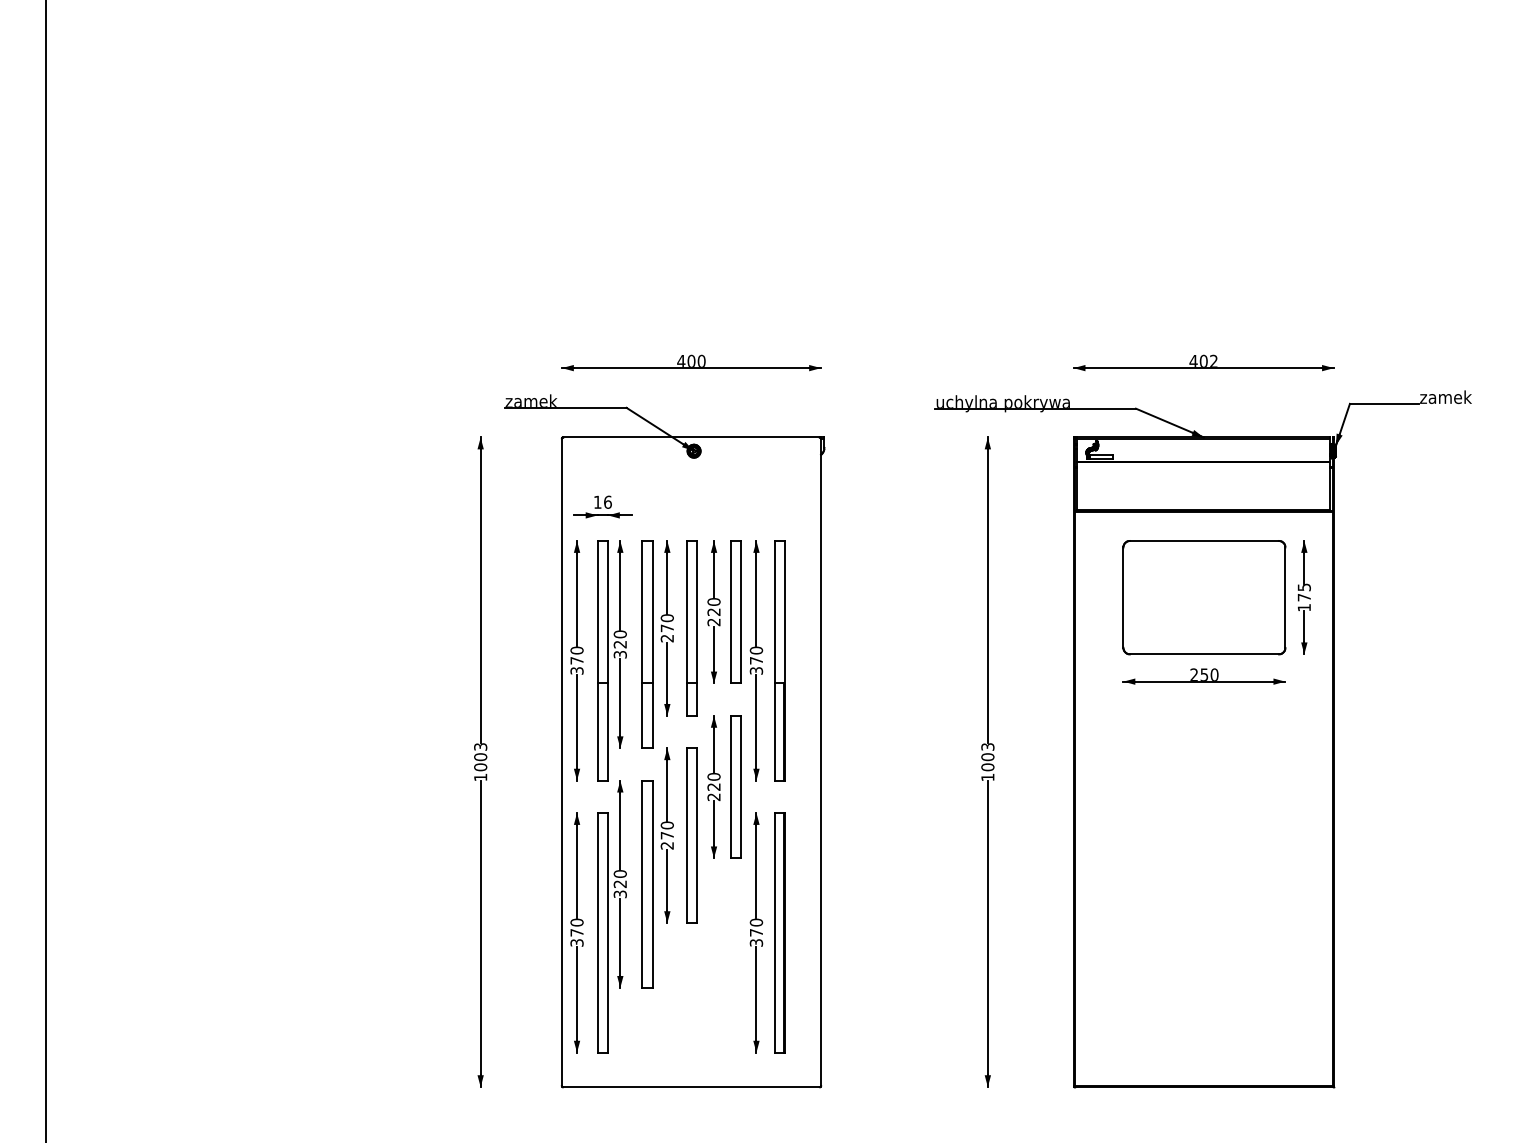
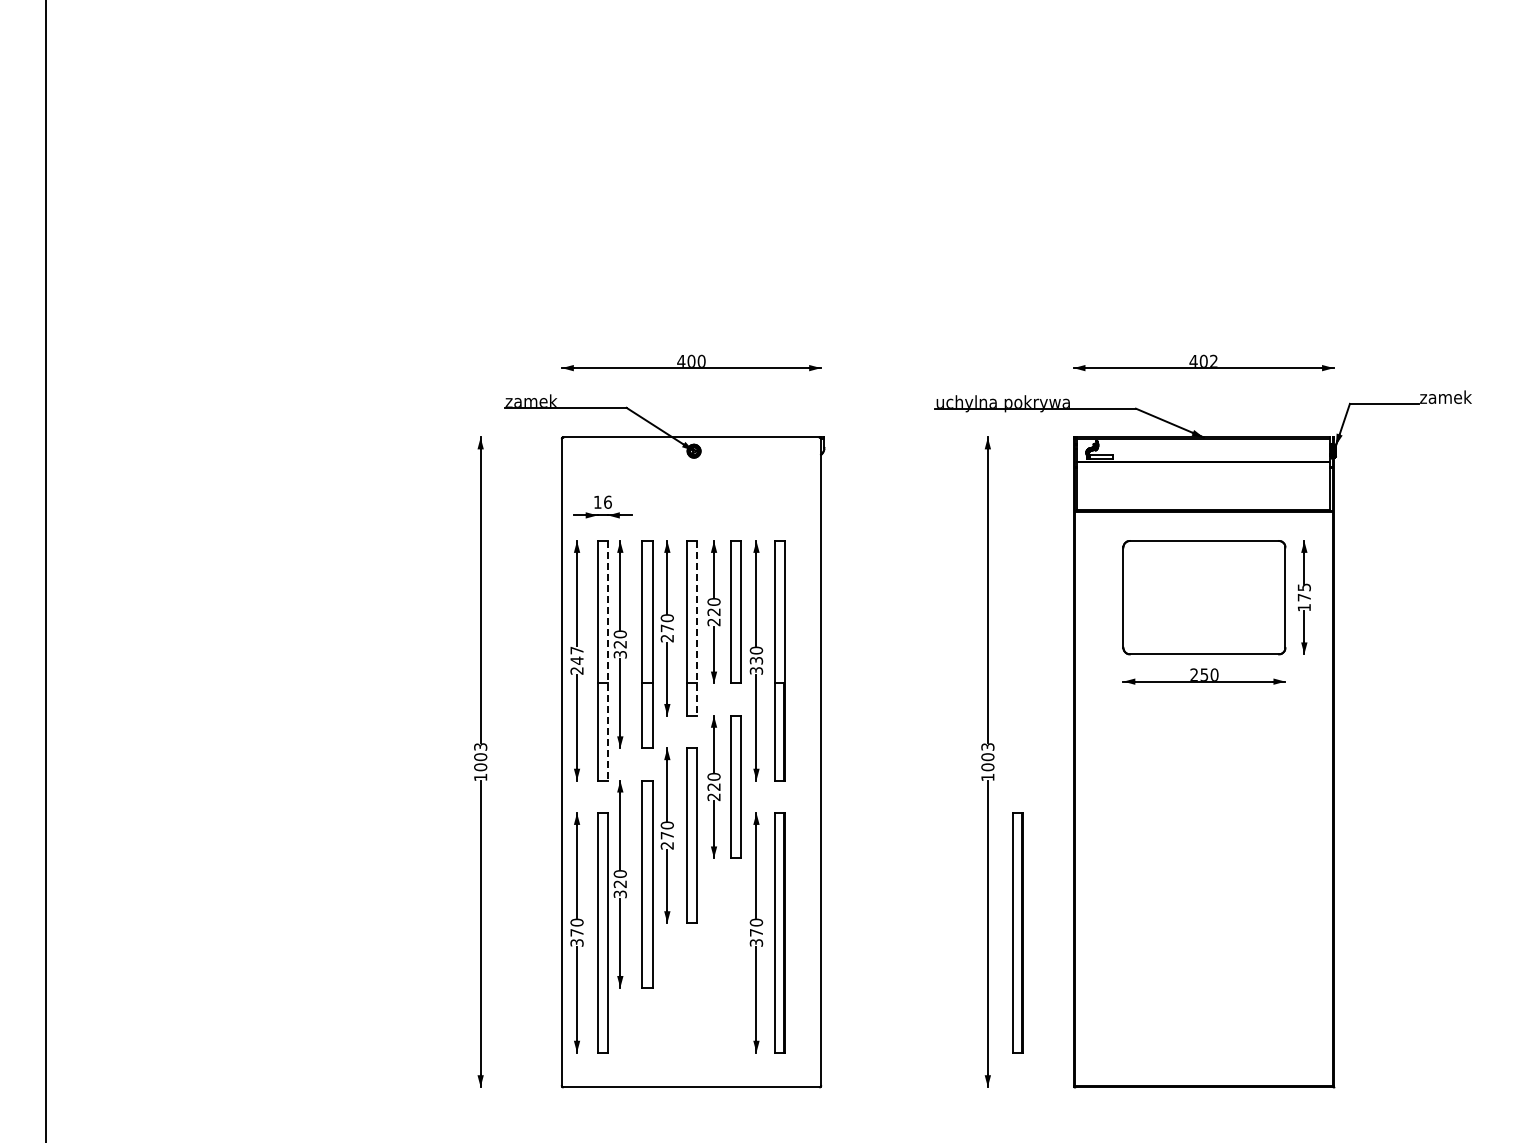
line: solid -> dashed (697, 628)
text: 370 -> 247 (576, 660)
line: solid -> dashed (607, 660)
text: 370 -> 330 (756, 660)
part: none -> present (1017, 932)
